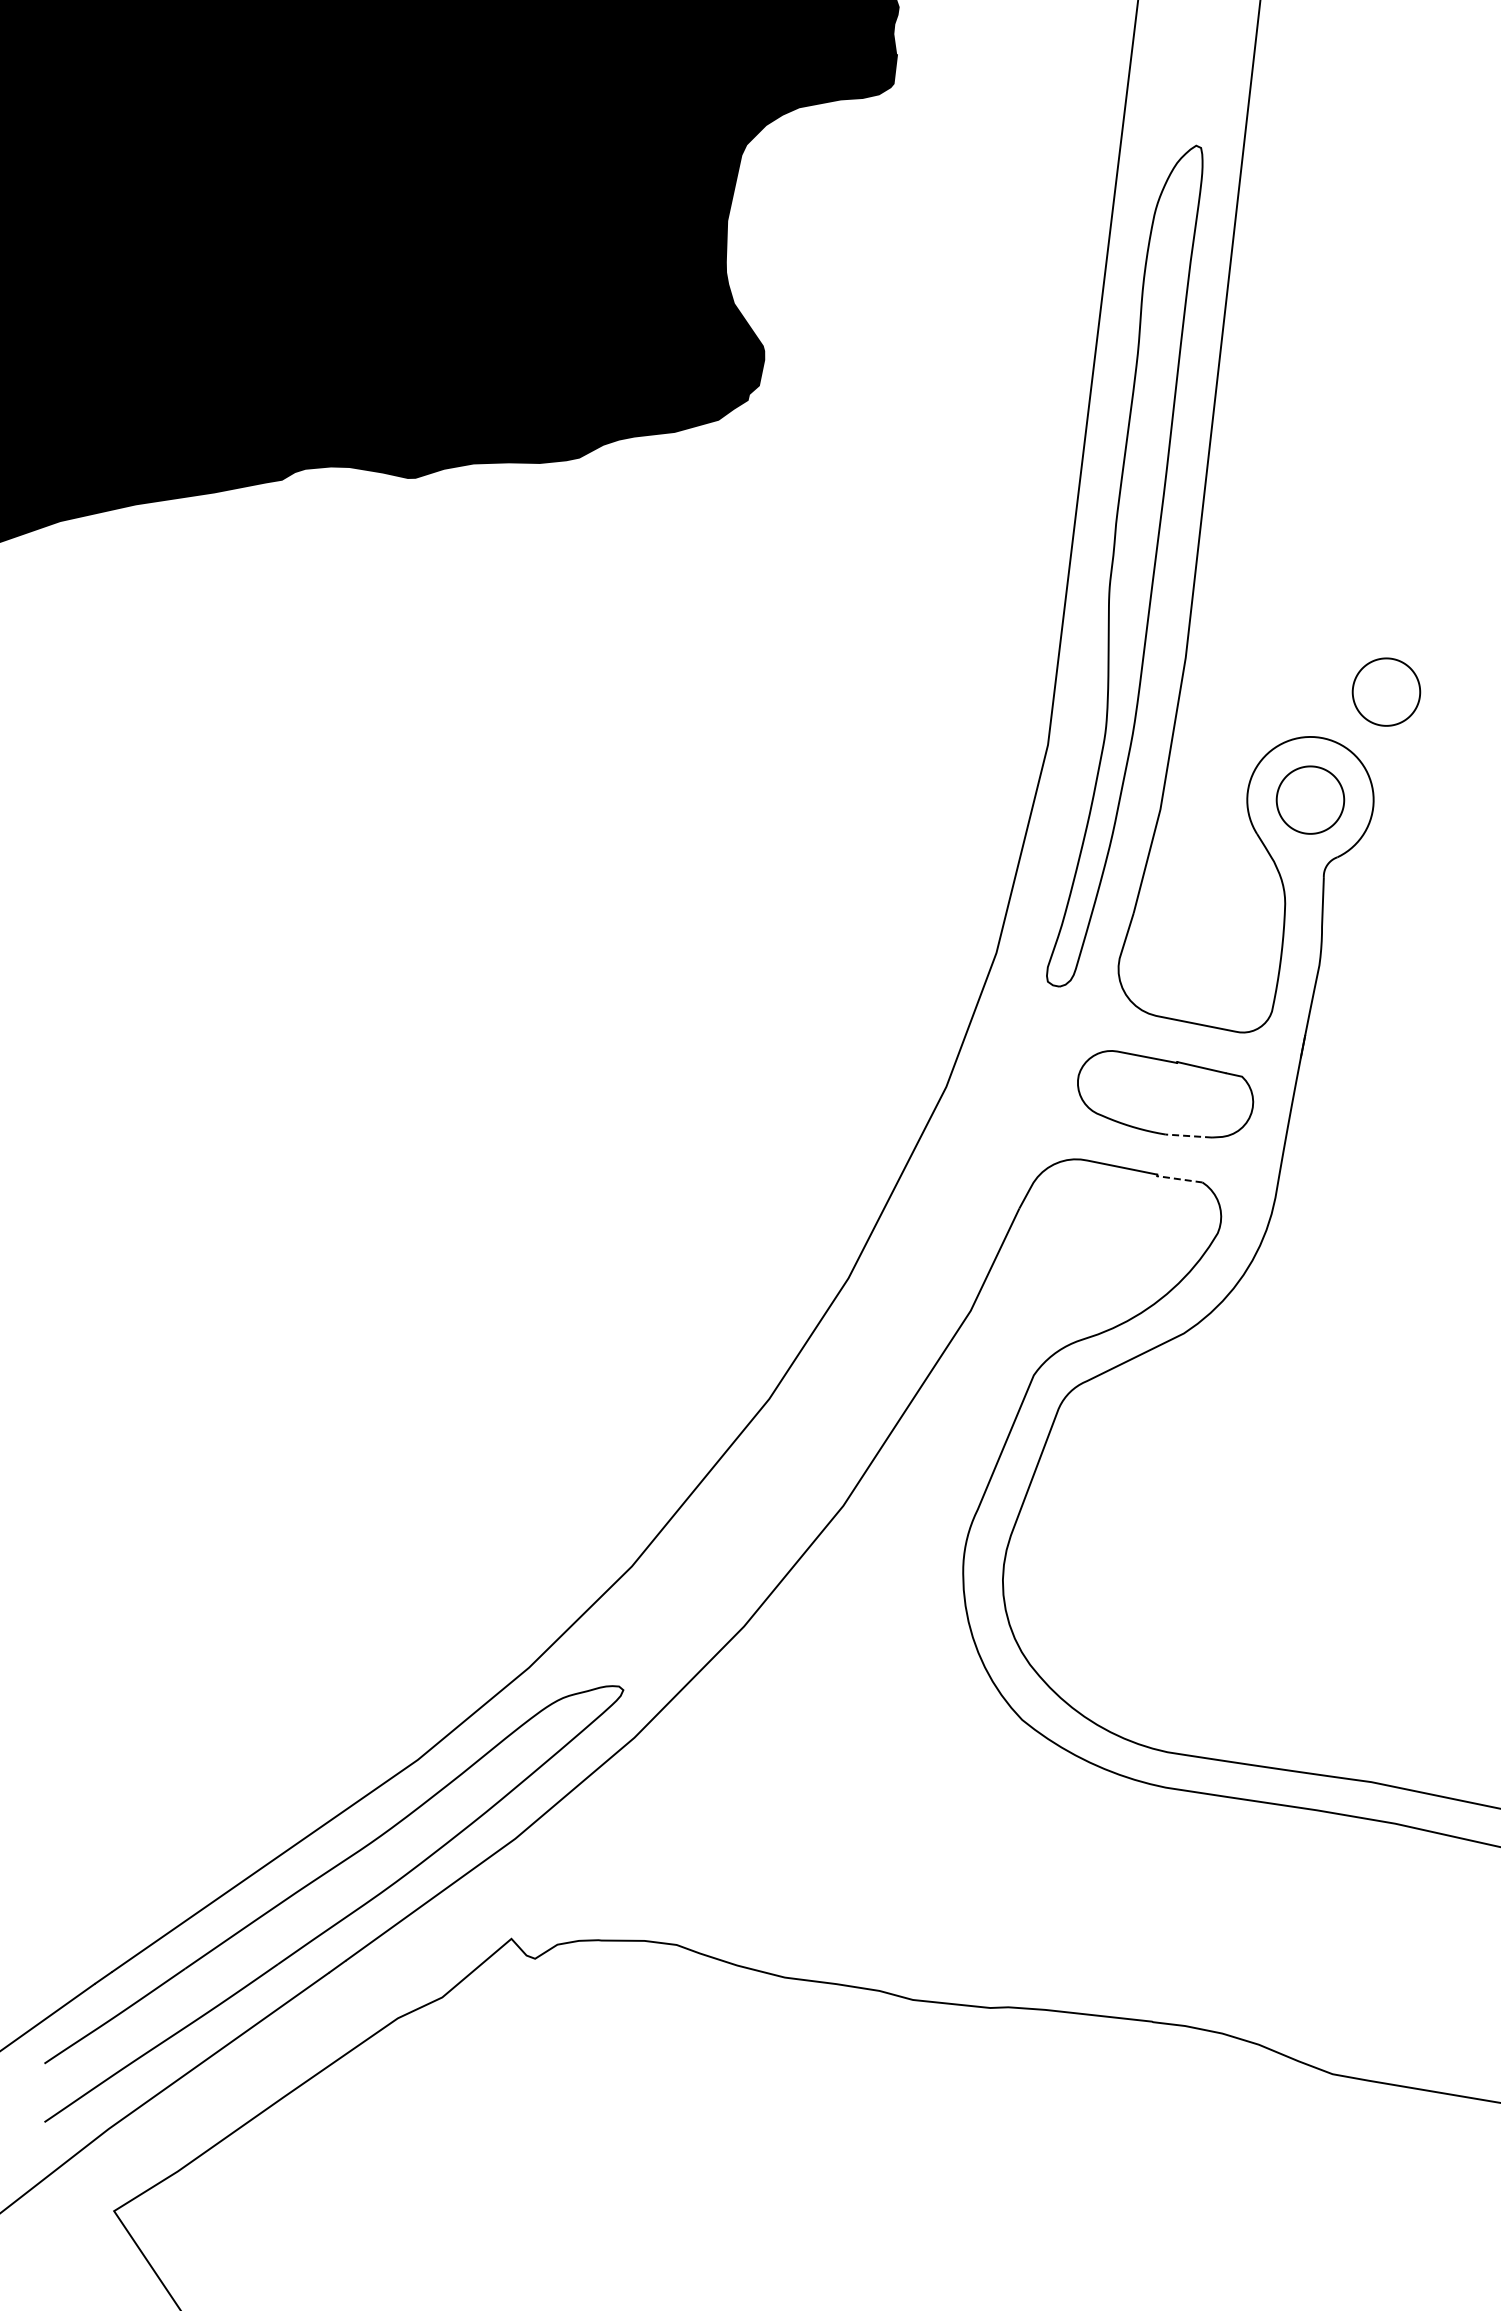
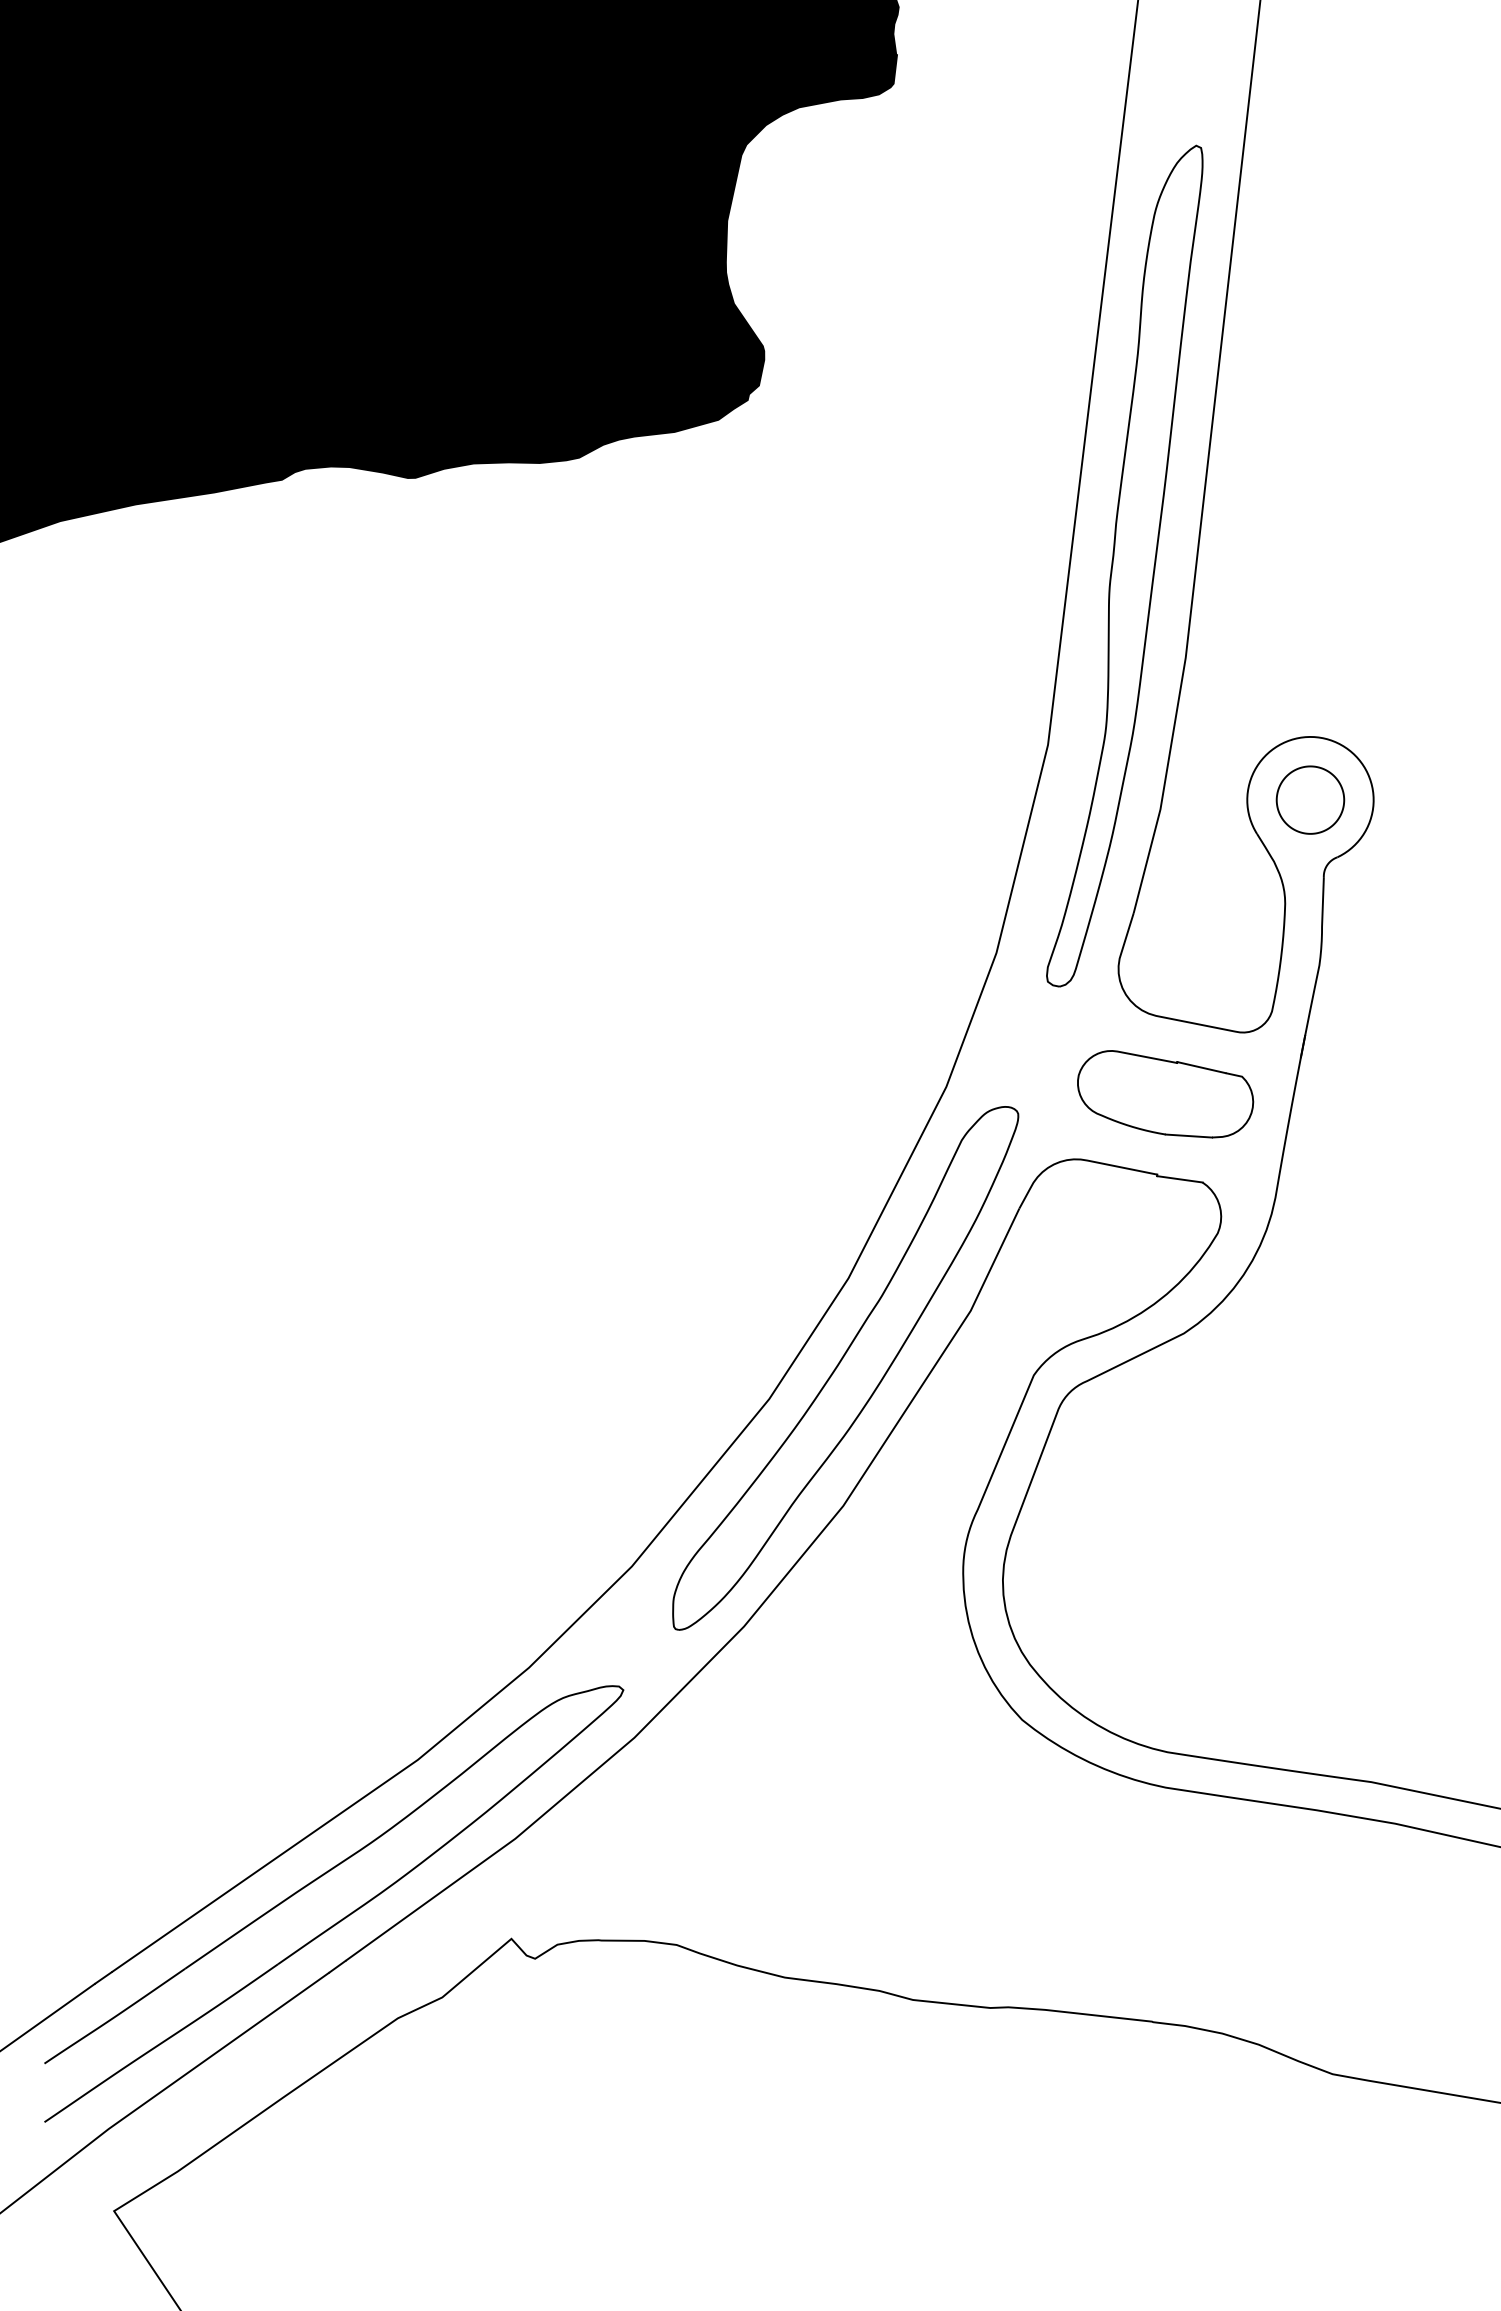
part: present -> none (1386, 691)
line: dashed -> solid (1188, 1136)
line: dashed -> solid (1179, 1179)
part: none -> present (845, 1368)
